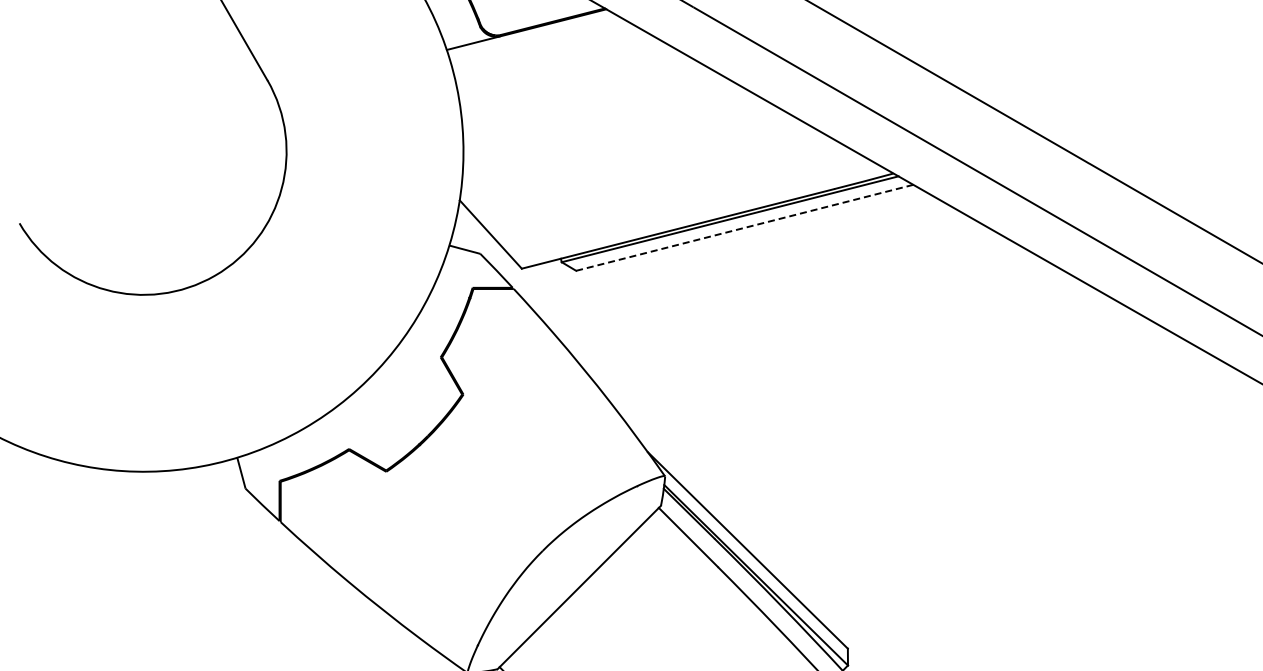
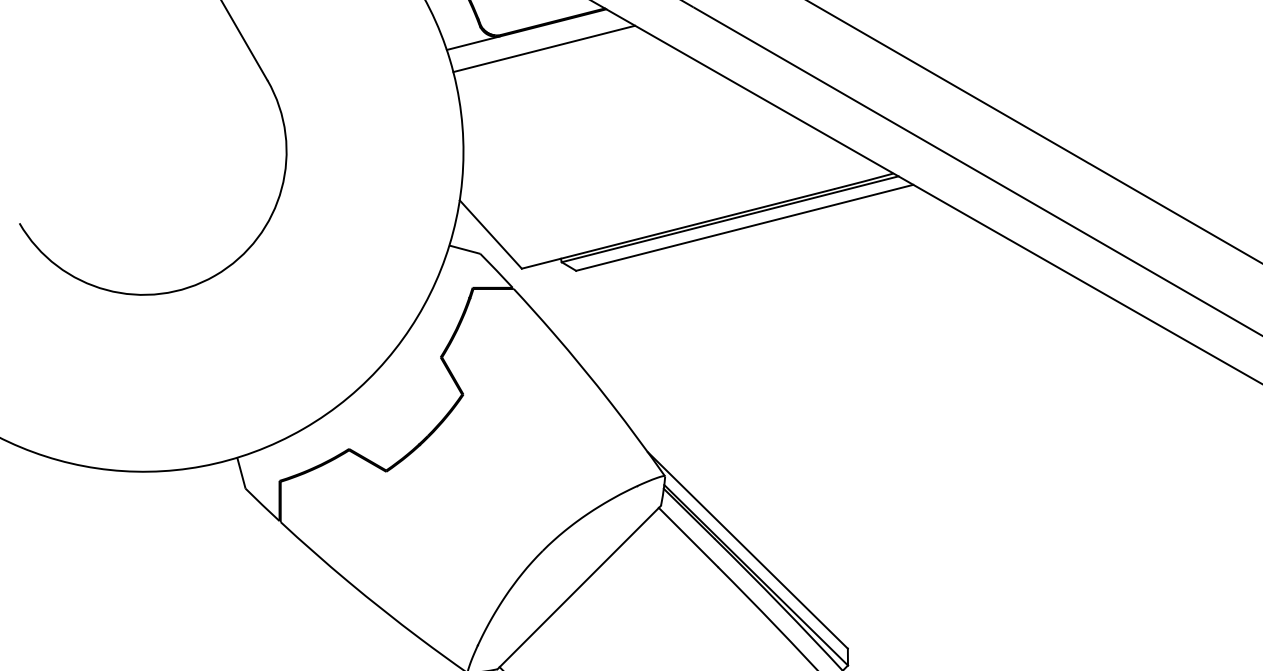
line: none -> present (544, 48)
line: dashed -> solid (744, 227)
